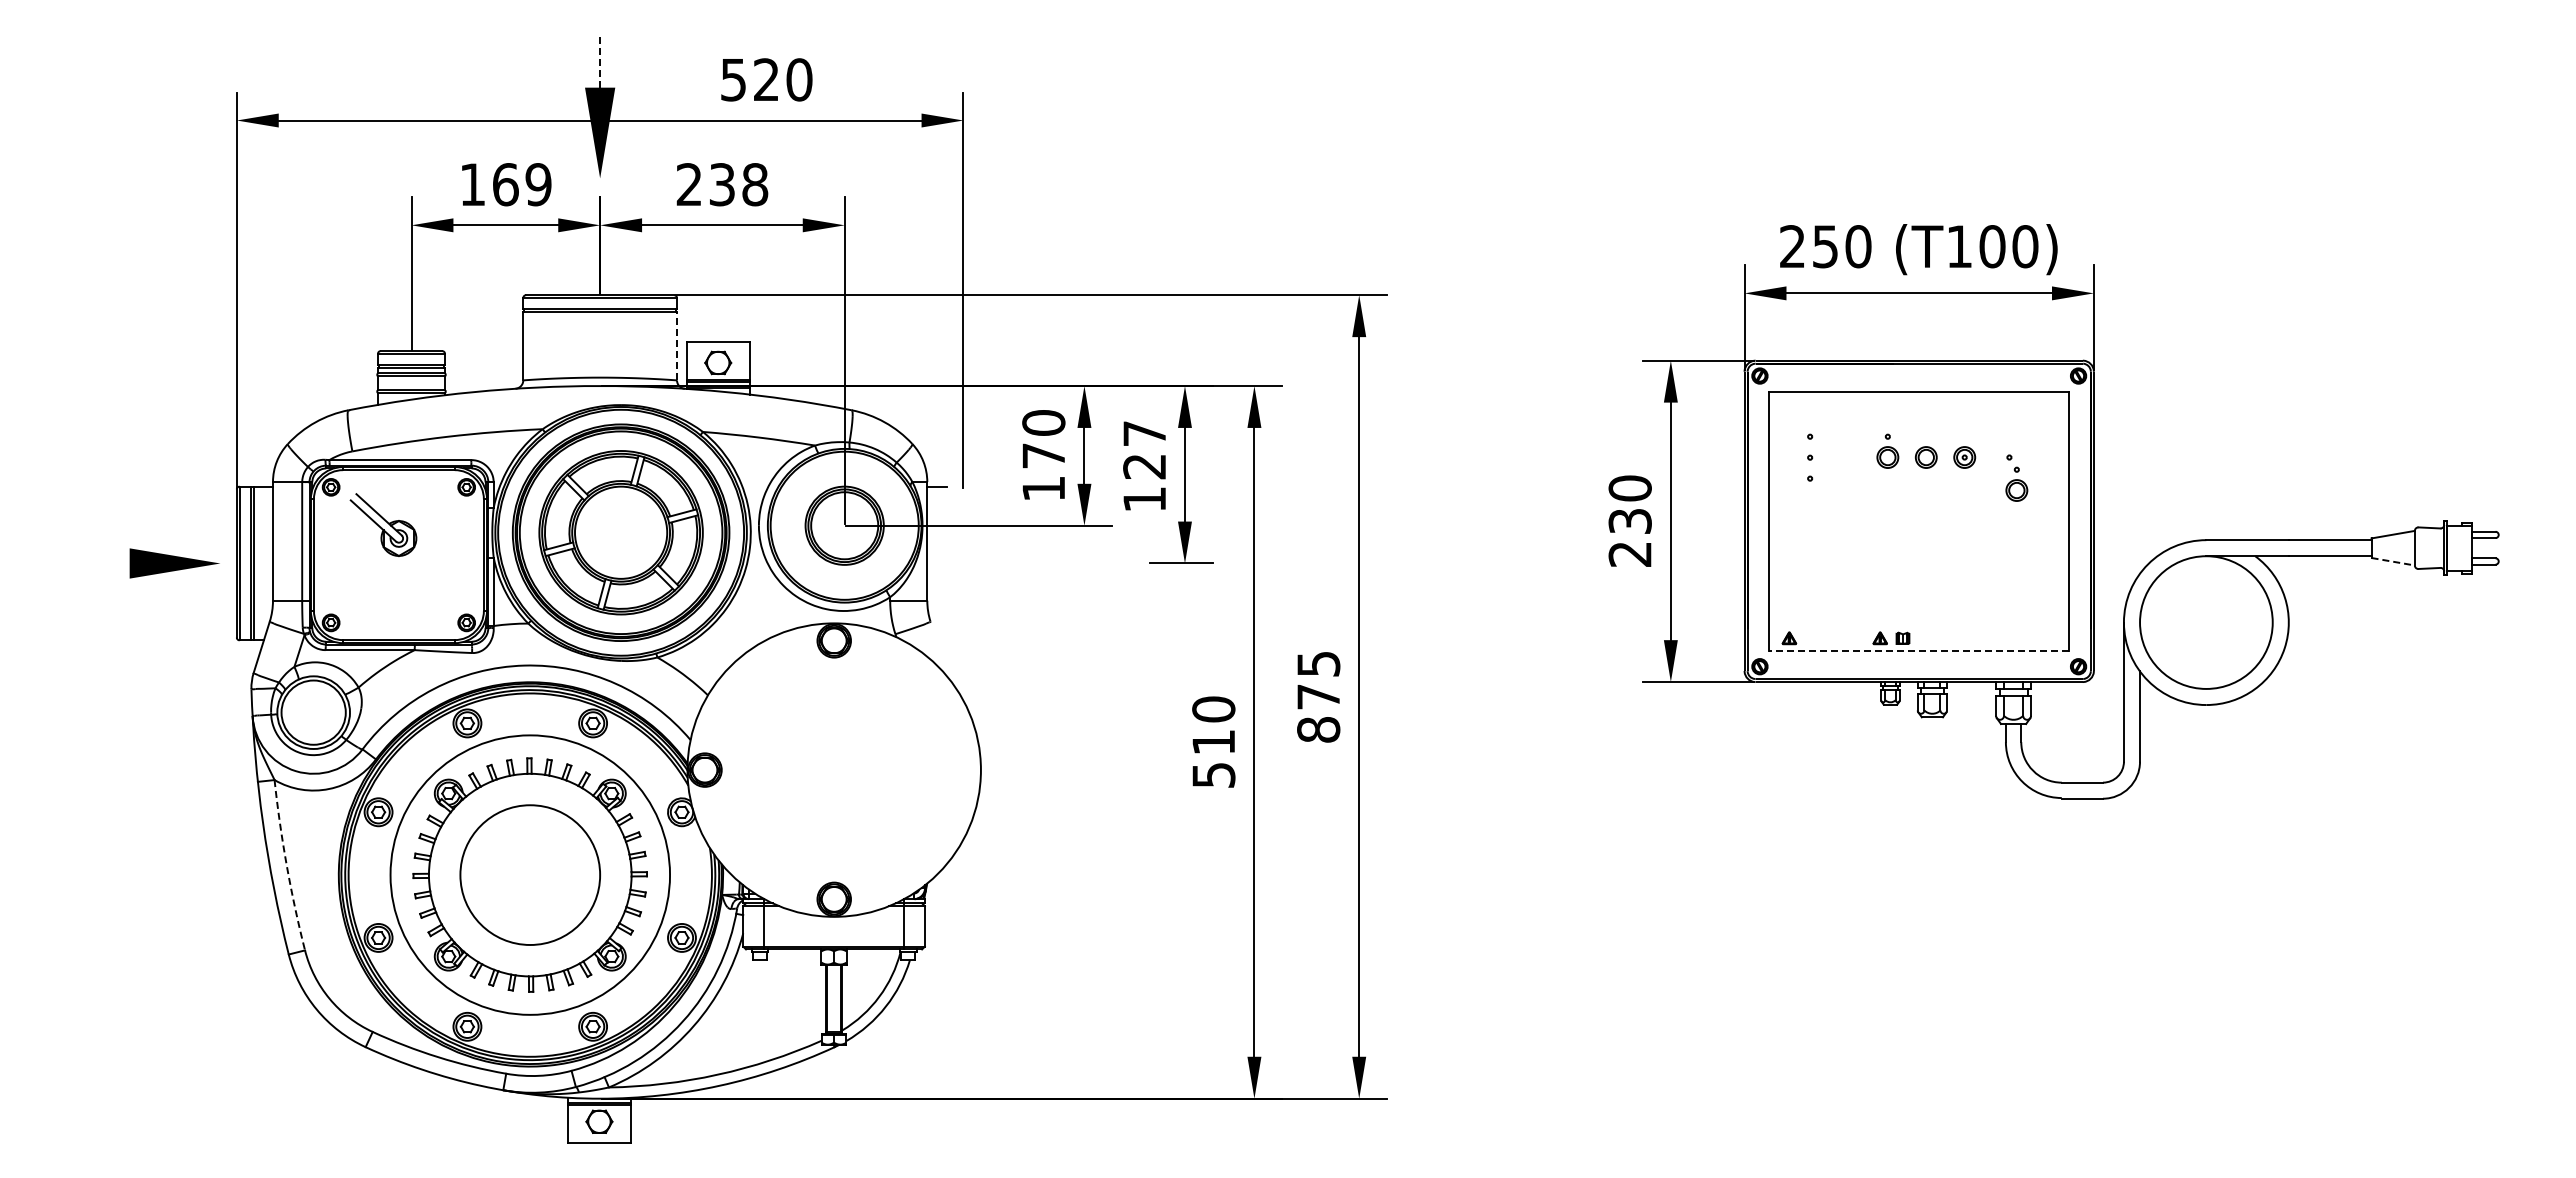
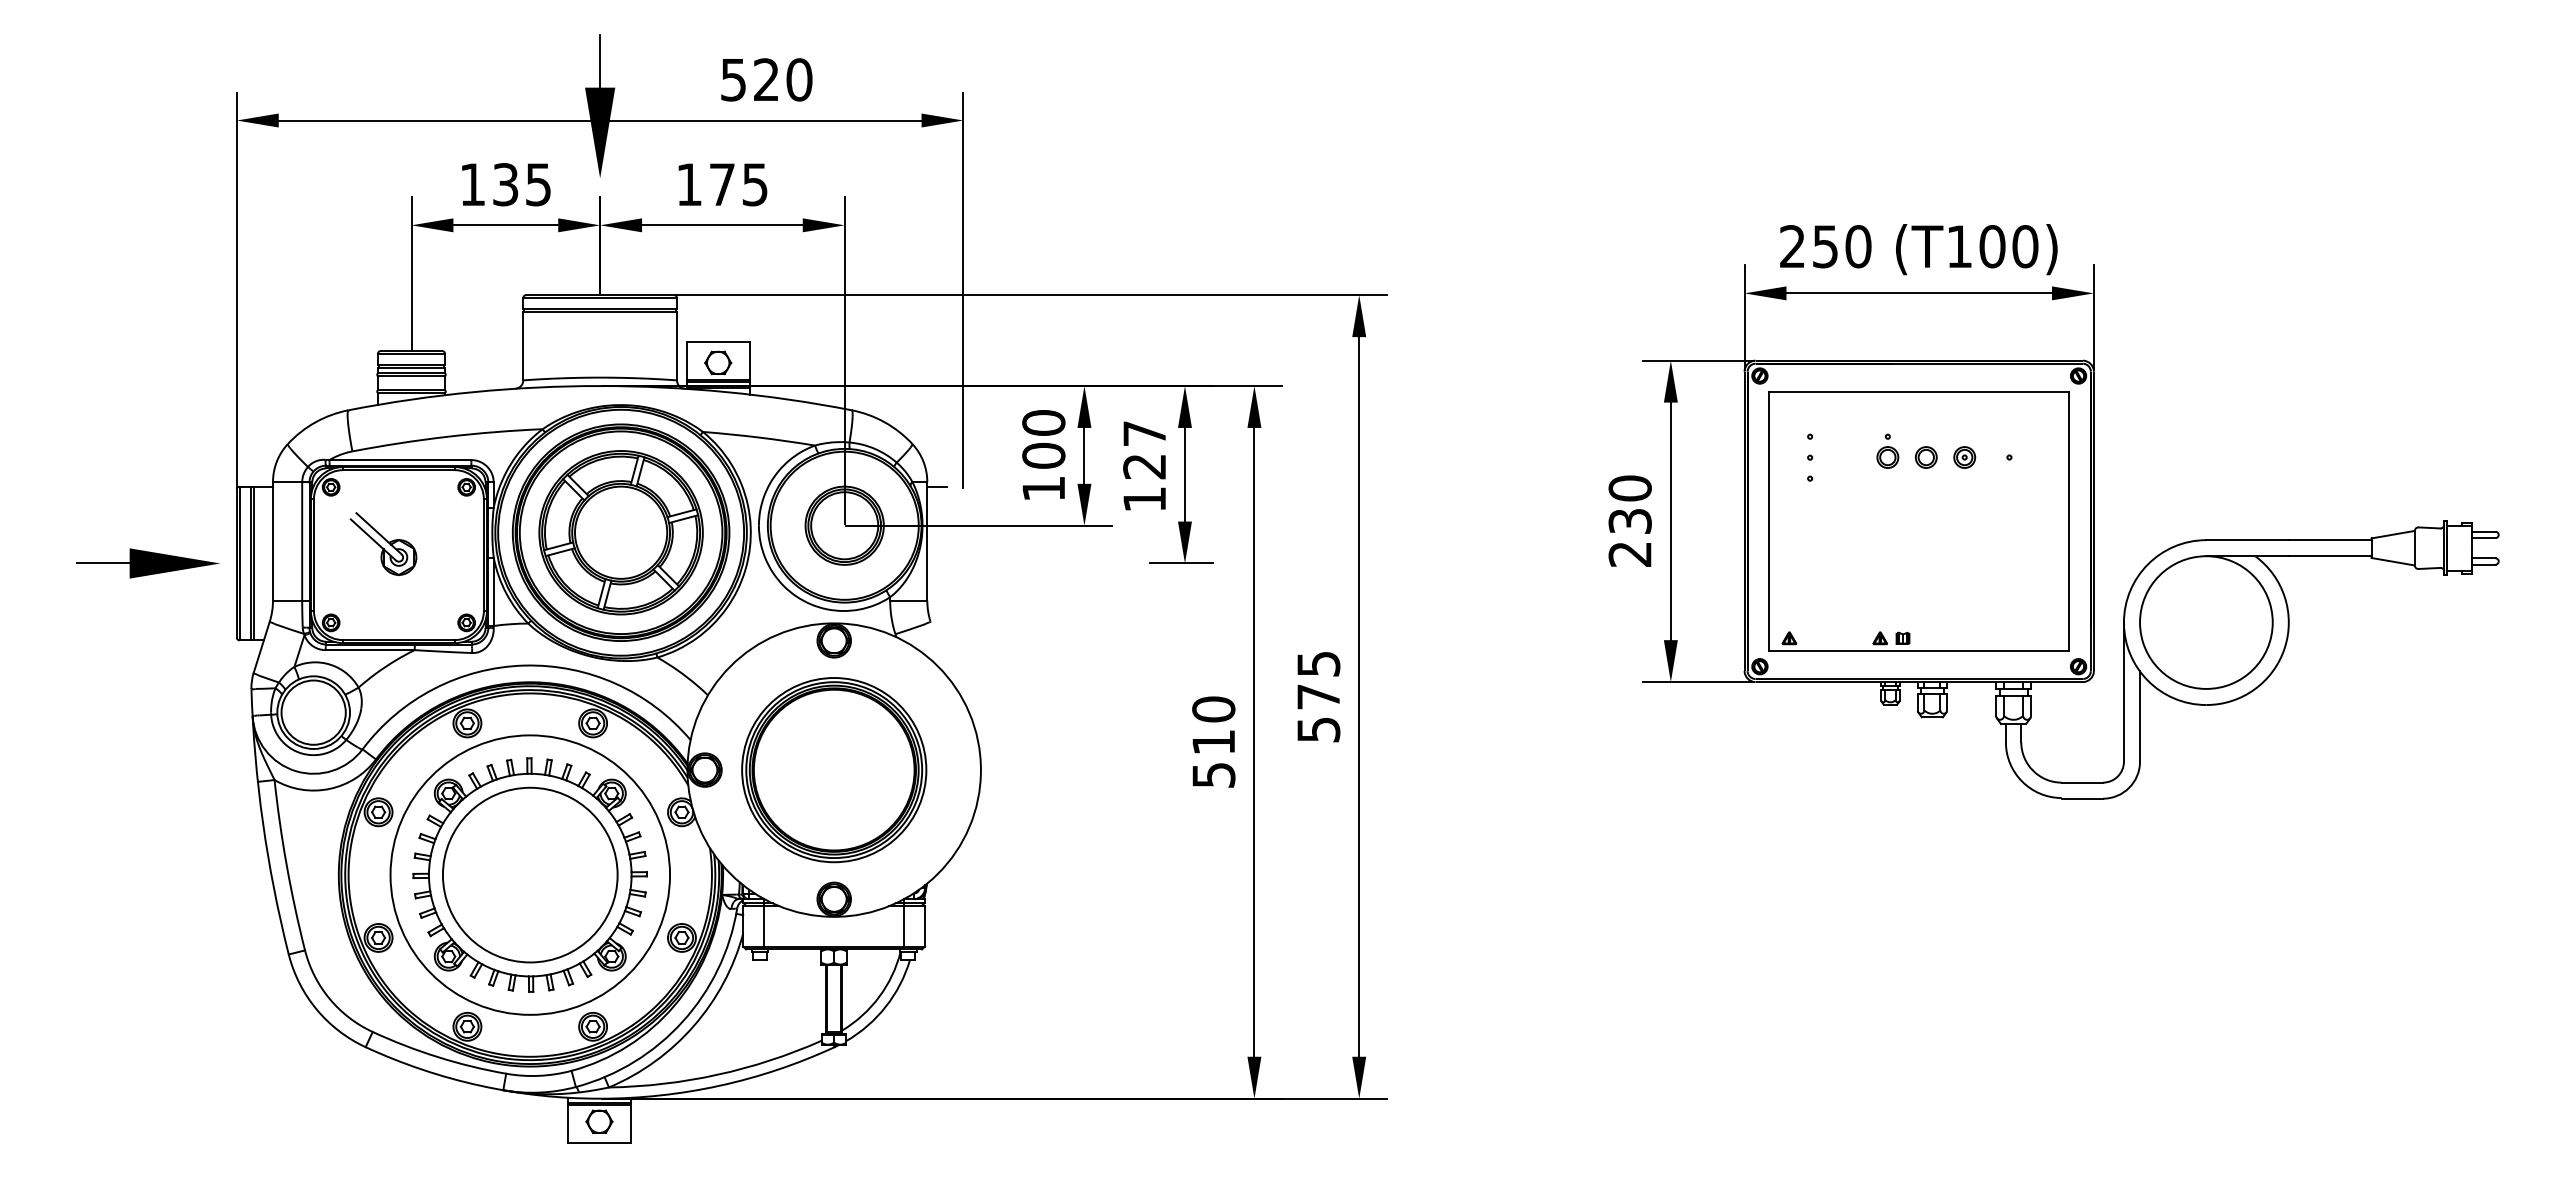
line: dashed -> solid (600, 60)
text: 169 -> 135 (522, 184)
text: 238 -> 175 (722, 184)
line: dashed -> solid (677, 345)
text: 170 -> 100 (1043, 455)
part: present -> none (2016, 483)
part position: (383, 524) -> (383, 543) (383, 543)
line: dashed -> solid (2393, 561)
line: none -> present (103, 563)
line: dashed -> solid (1918, 650)
text: 875 -> 575 (1318, 729)
part: none -> present (834, 770)
arc: dashed -> solid (286, 865)
circle diameter: 140 px -> 175 px (529, 874)
